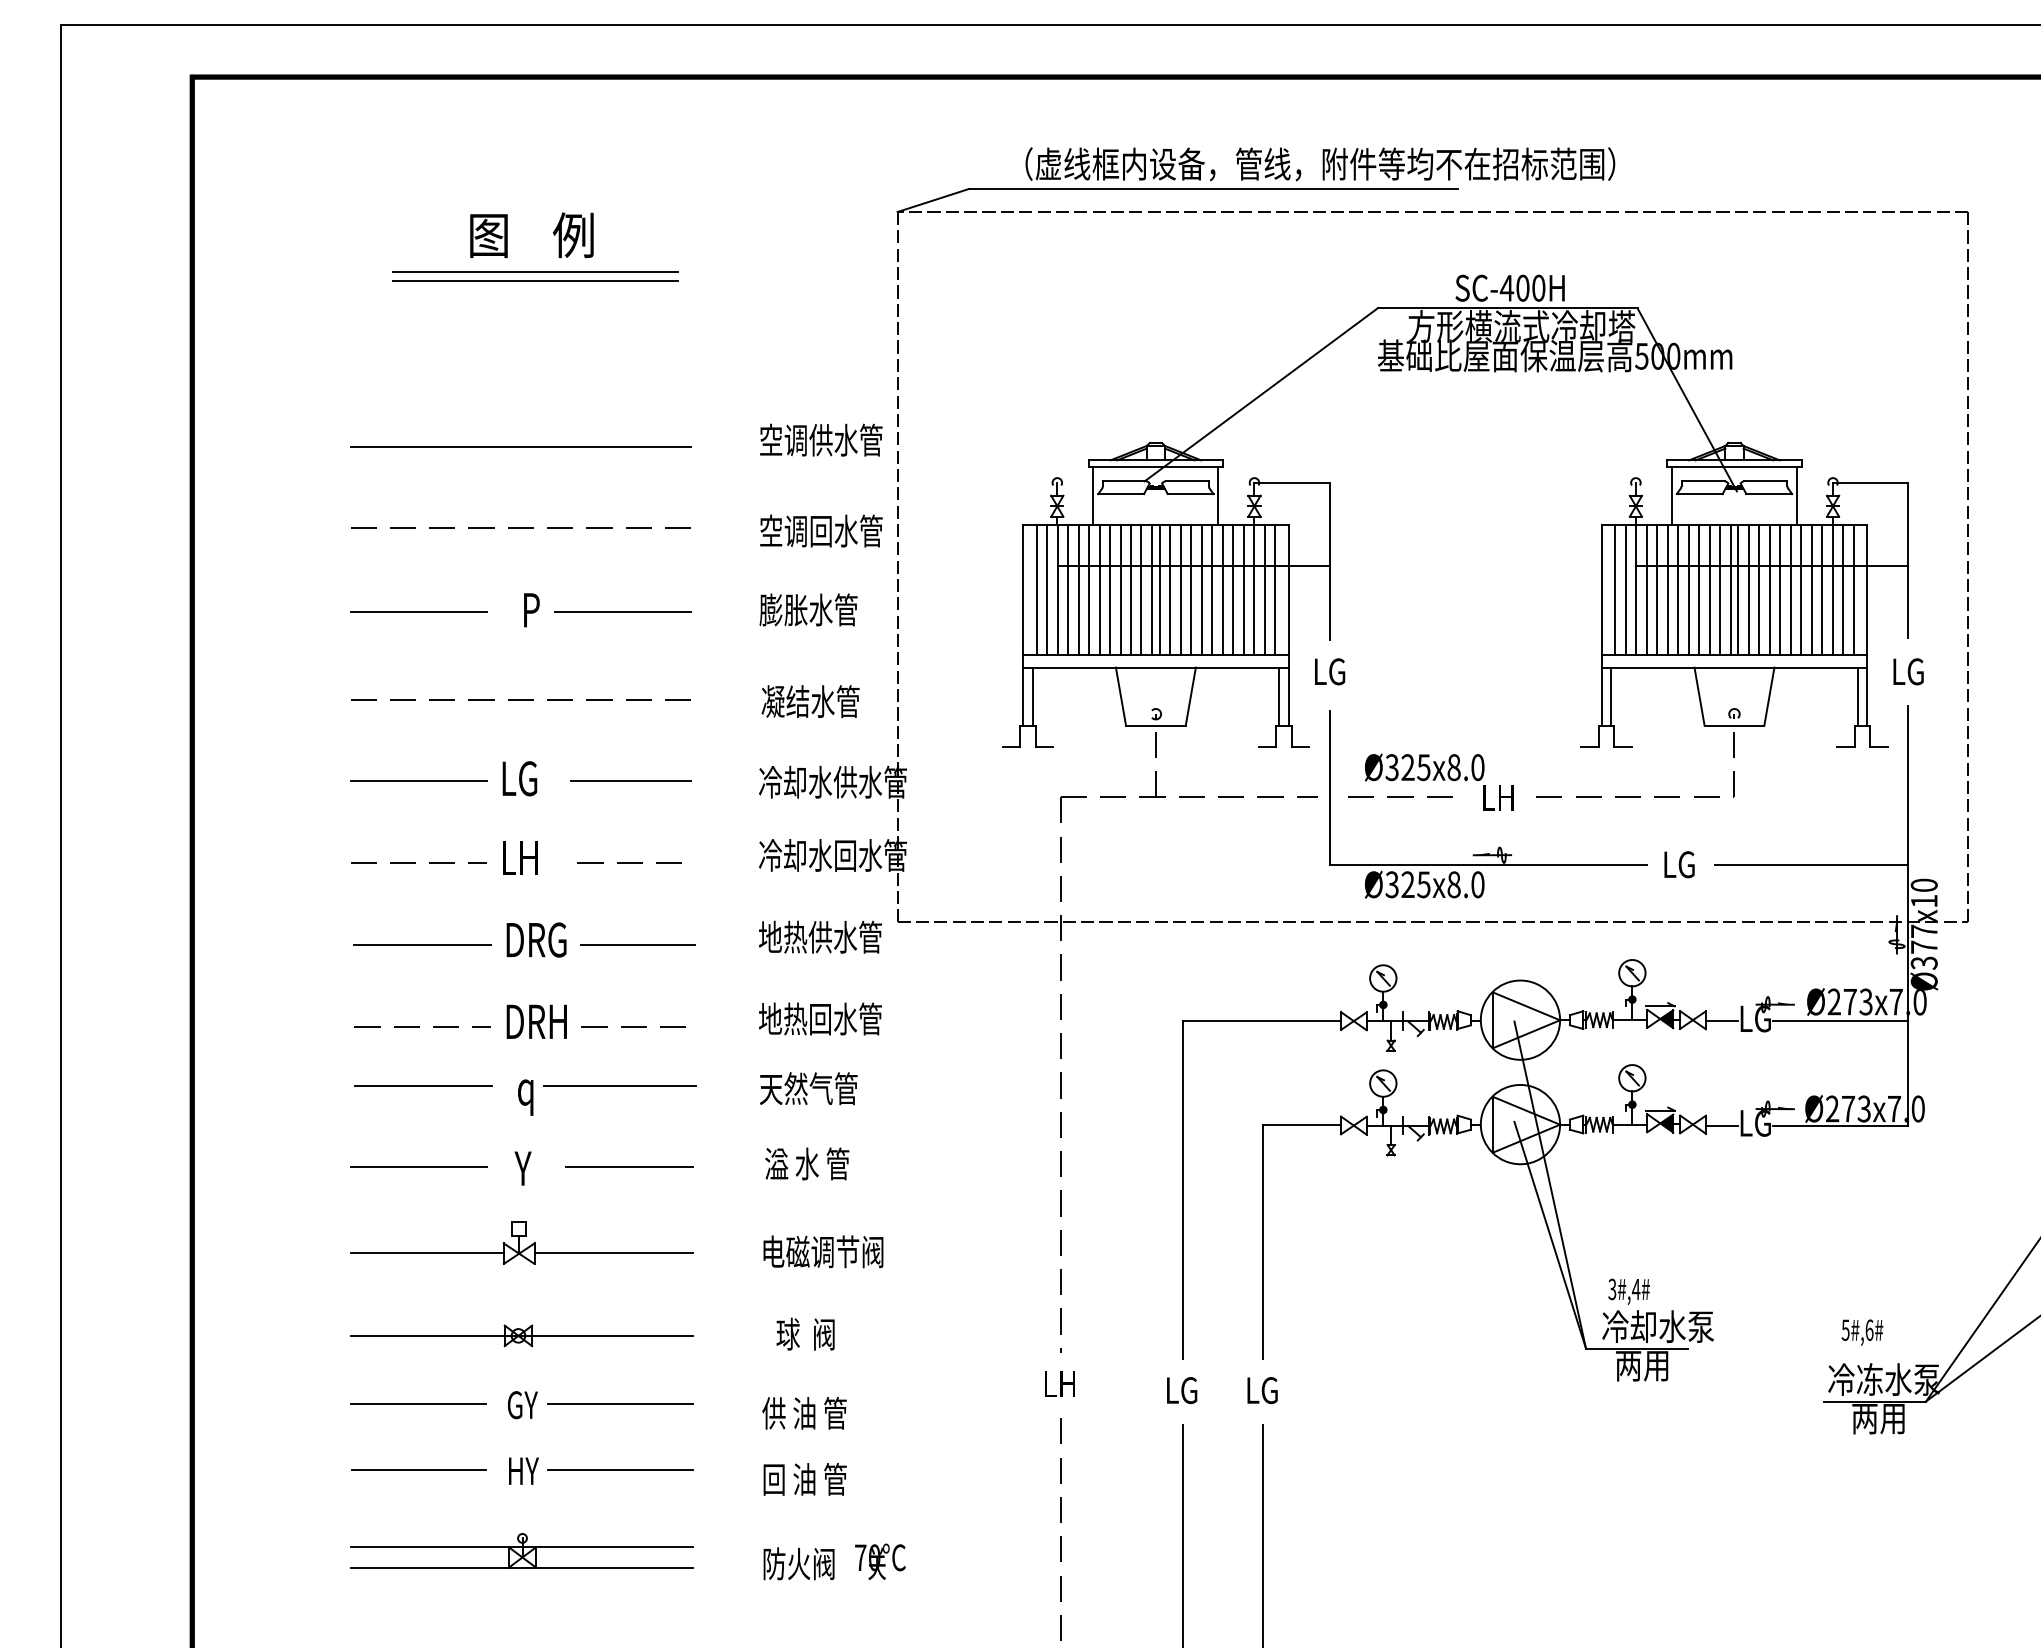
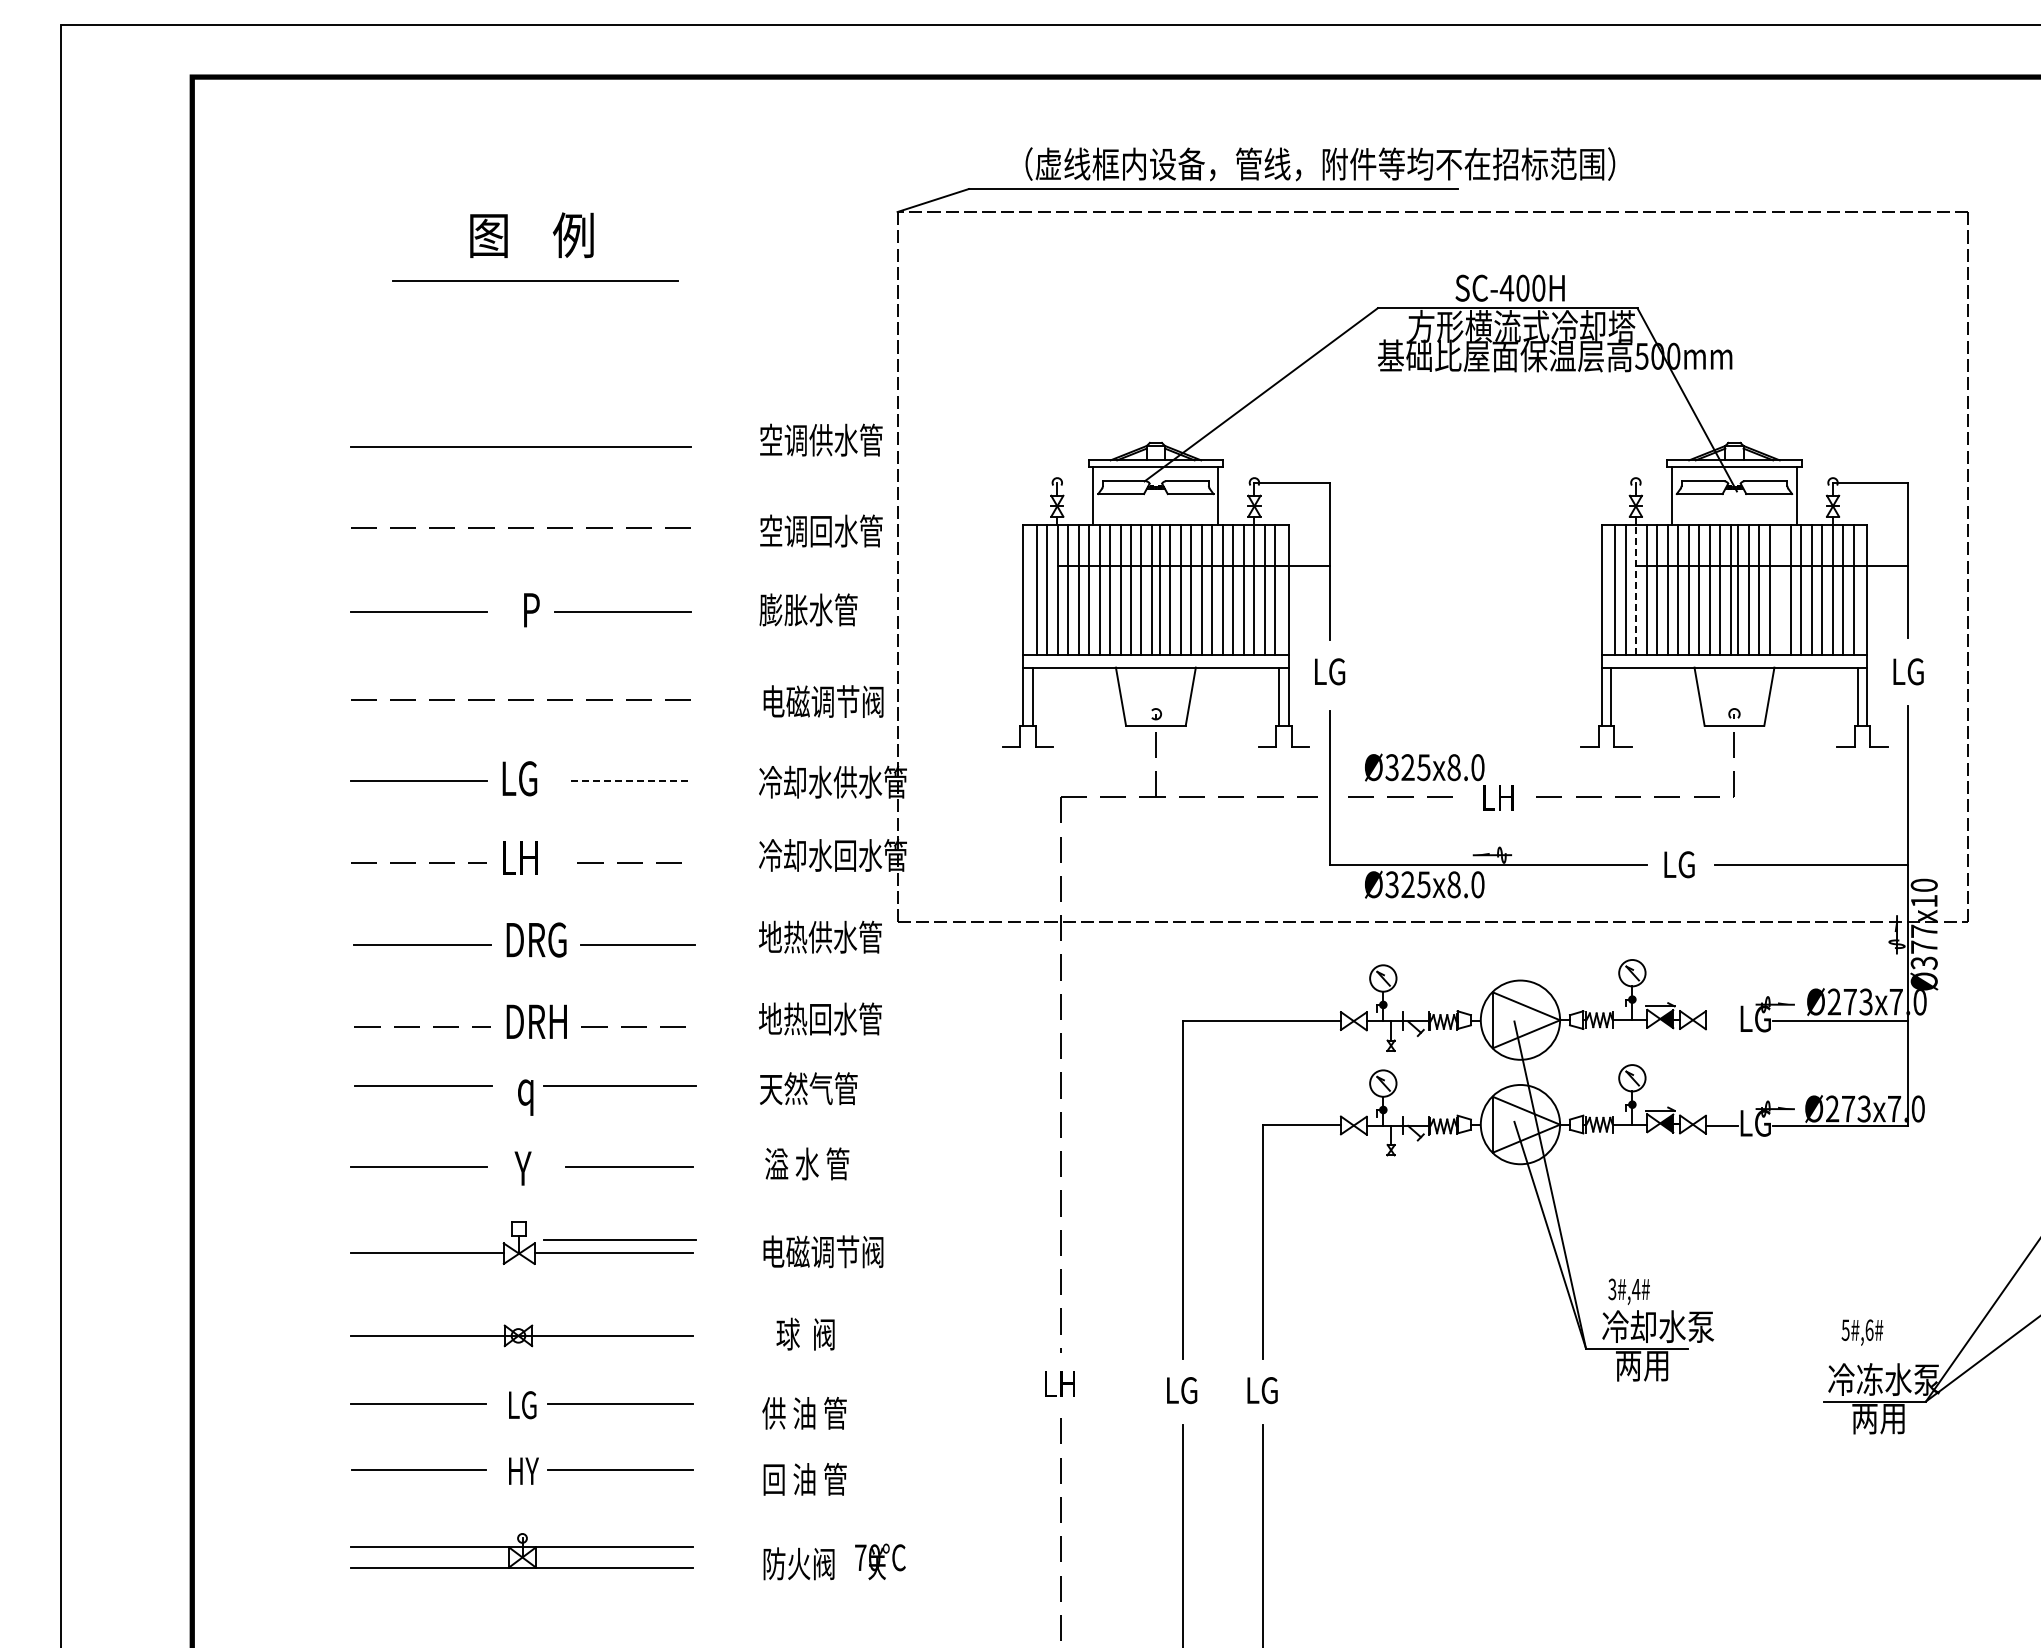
line: present -> none (535, 272)
line: solid -> dashed (1636, 589)
line: present -> none (1780, 589)
text: 凝结水管 -> 电磁调节阀 (822, 701)
line: solid -> dashed (631, 781)
line: present -> none (1721, 1021)
line: none -> present (619, 1239)
text: GY -> LG (522, 1405)
